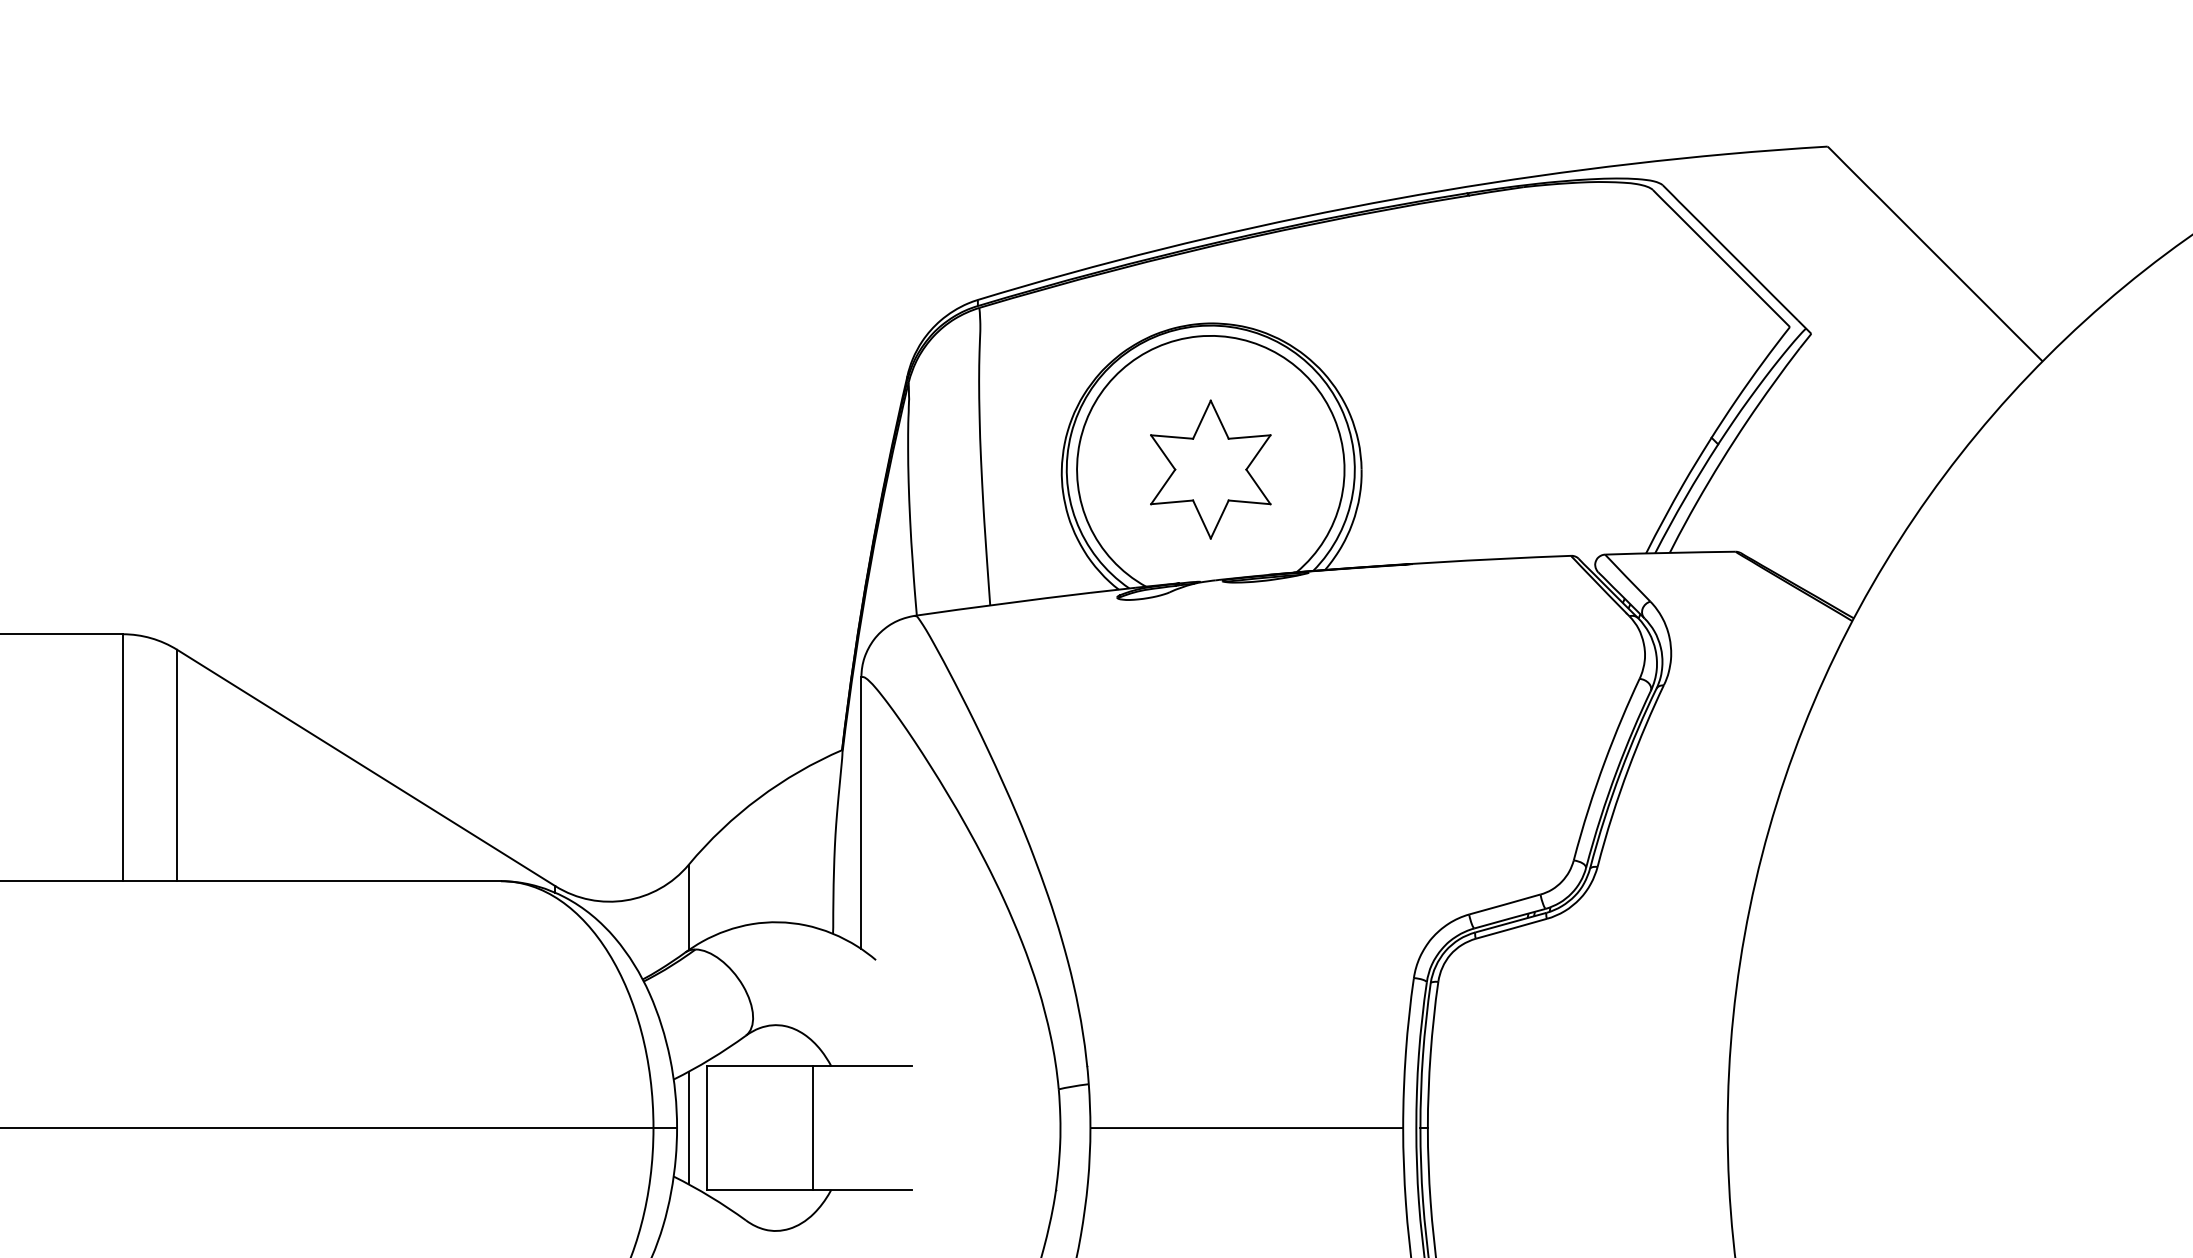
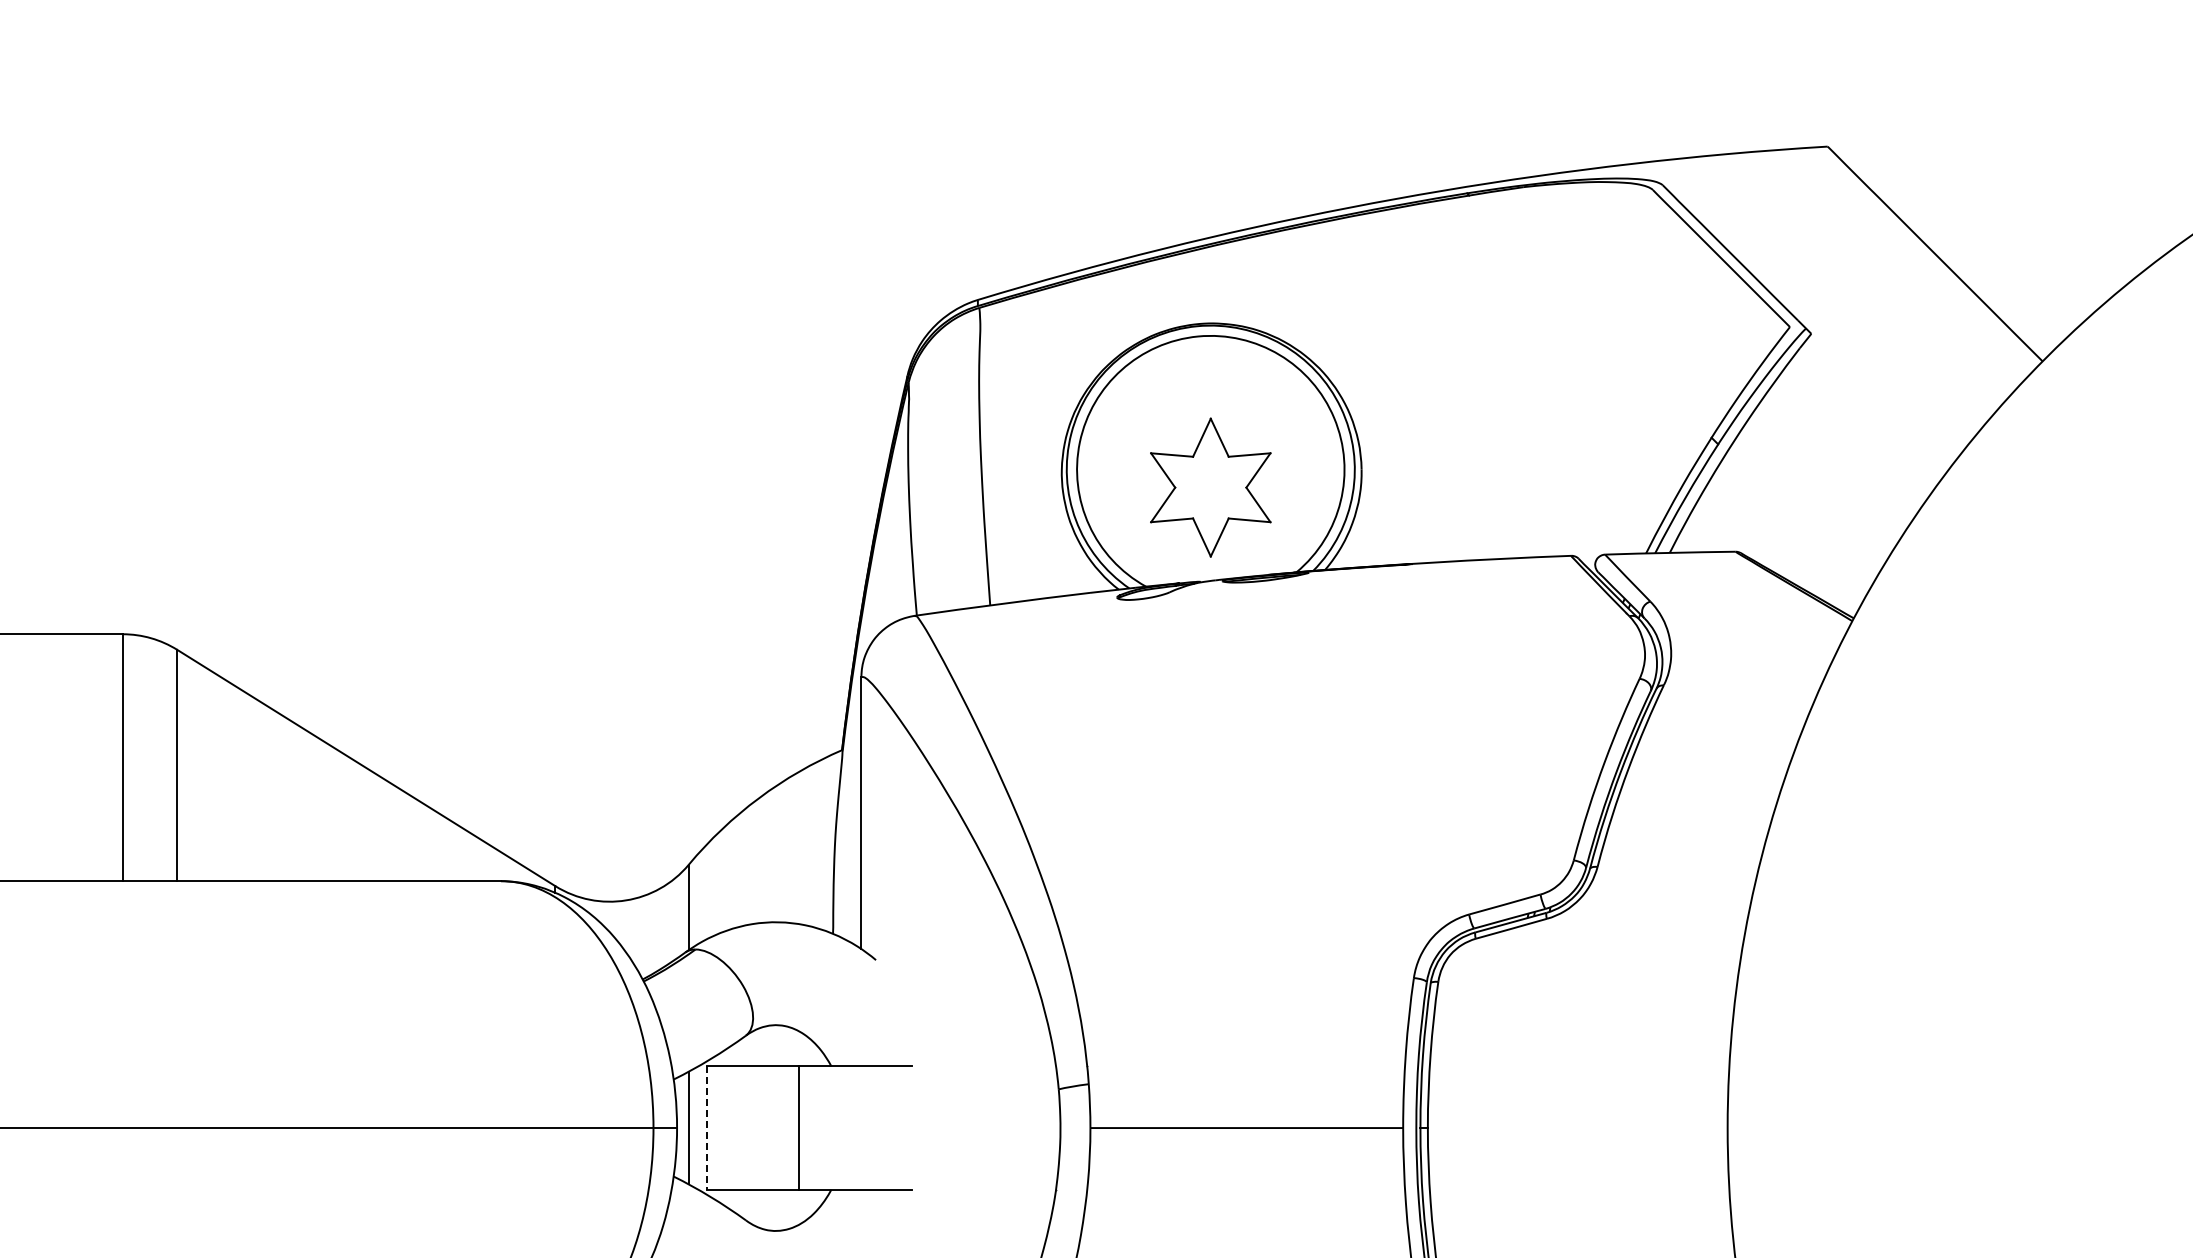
part position: (1210, 469) -> (1210, 487) (1210, 487)
line position: (812, 1127) -> (798, 1127) (798, 1127)
line: solid -> dashed (706, 1128)
